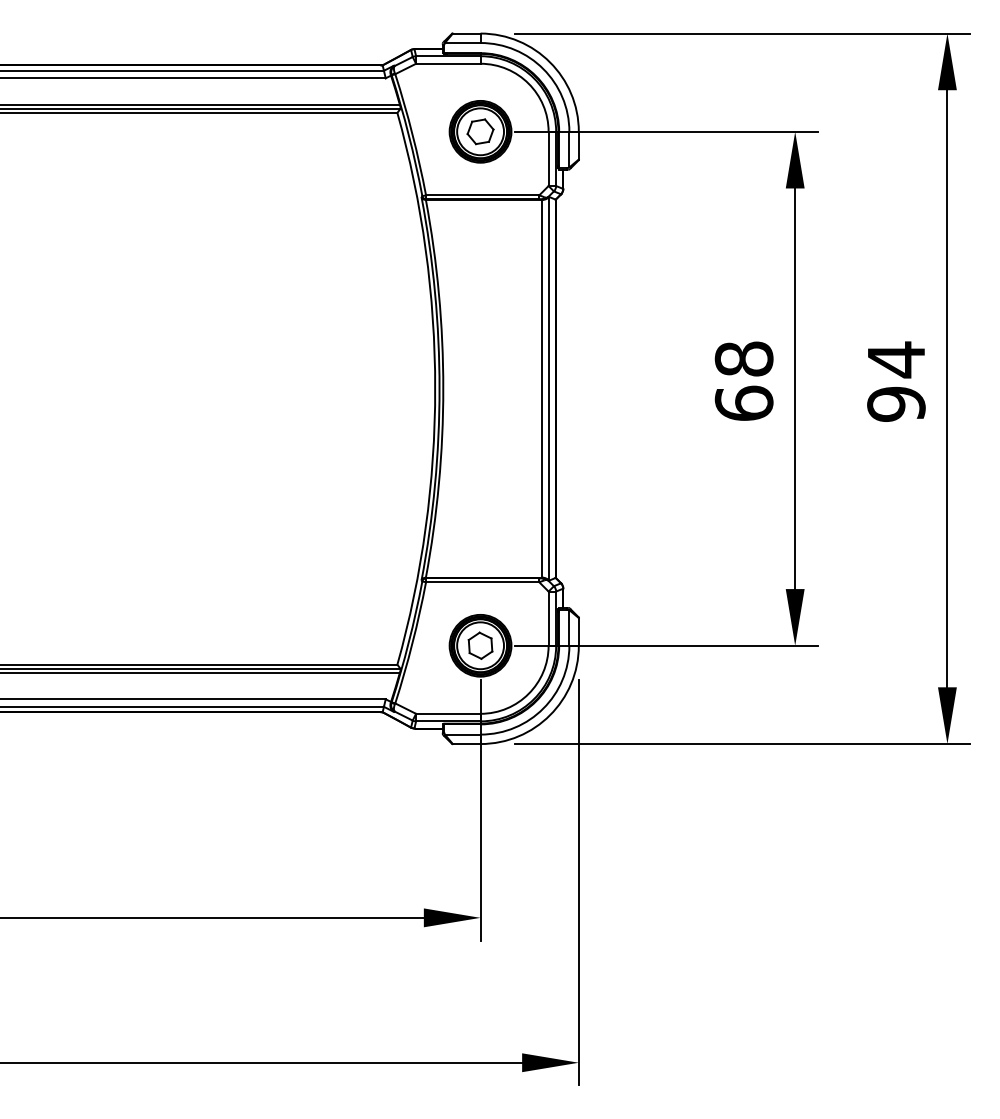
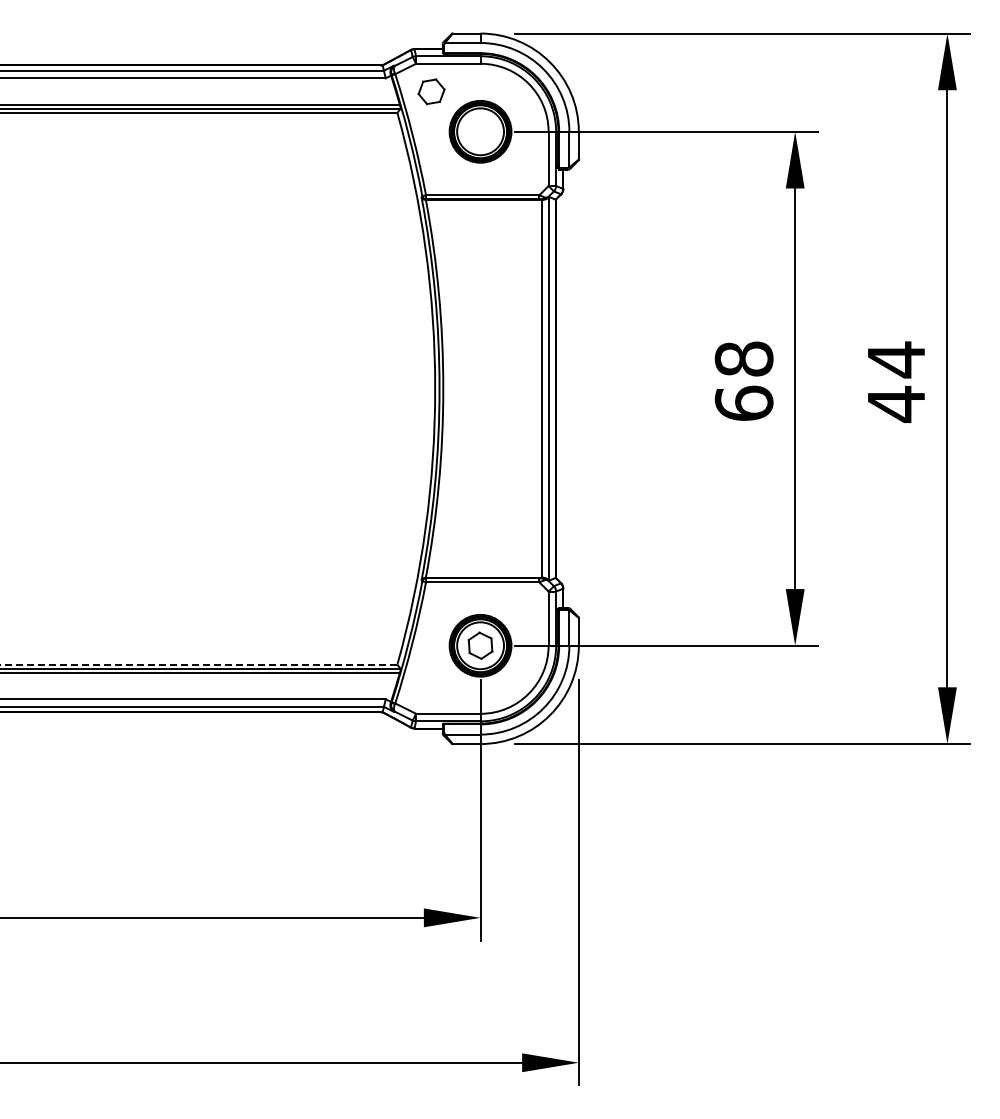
part position: (480, 131) -> (431, 91) (431, 91)
text: 94 -> 44 (896, 403)
line: solid -> dashed (198, 664)
